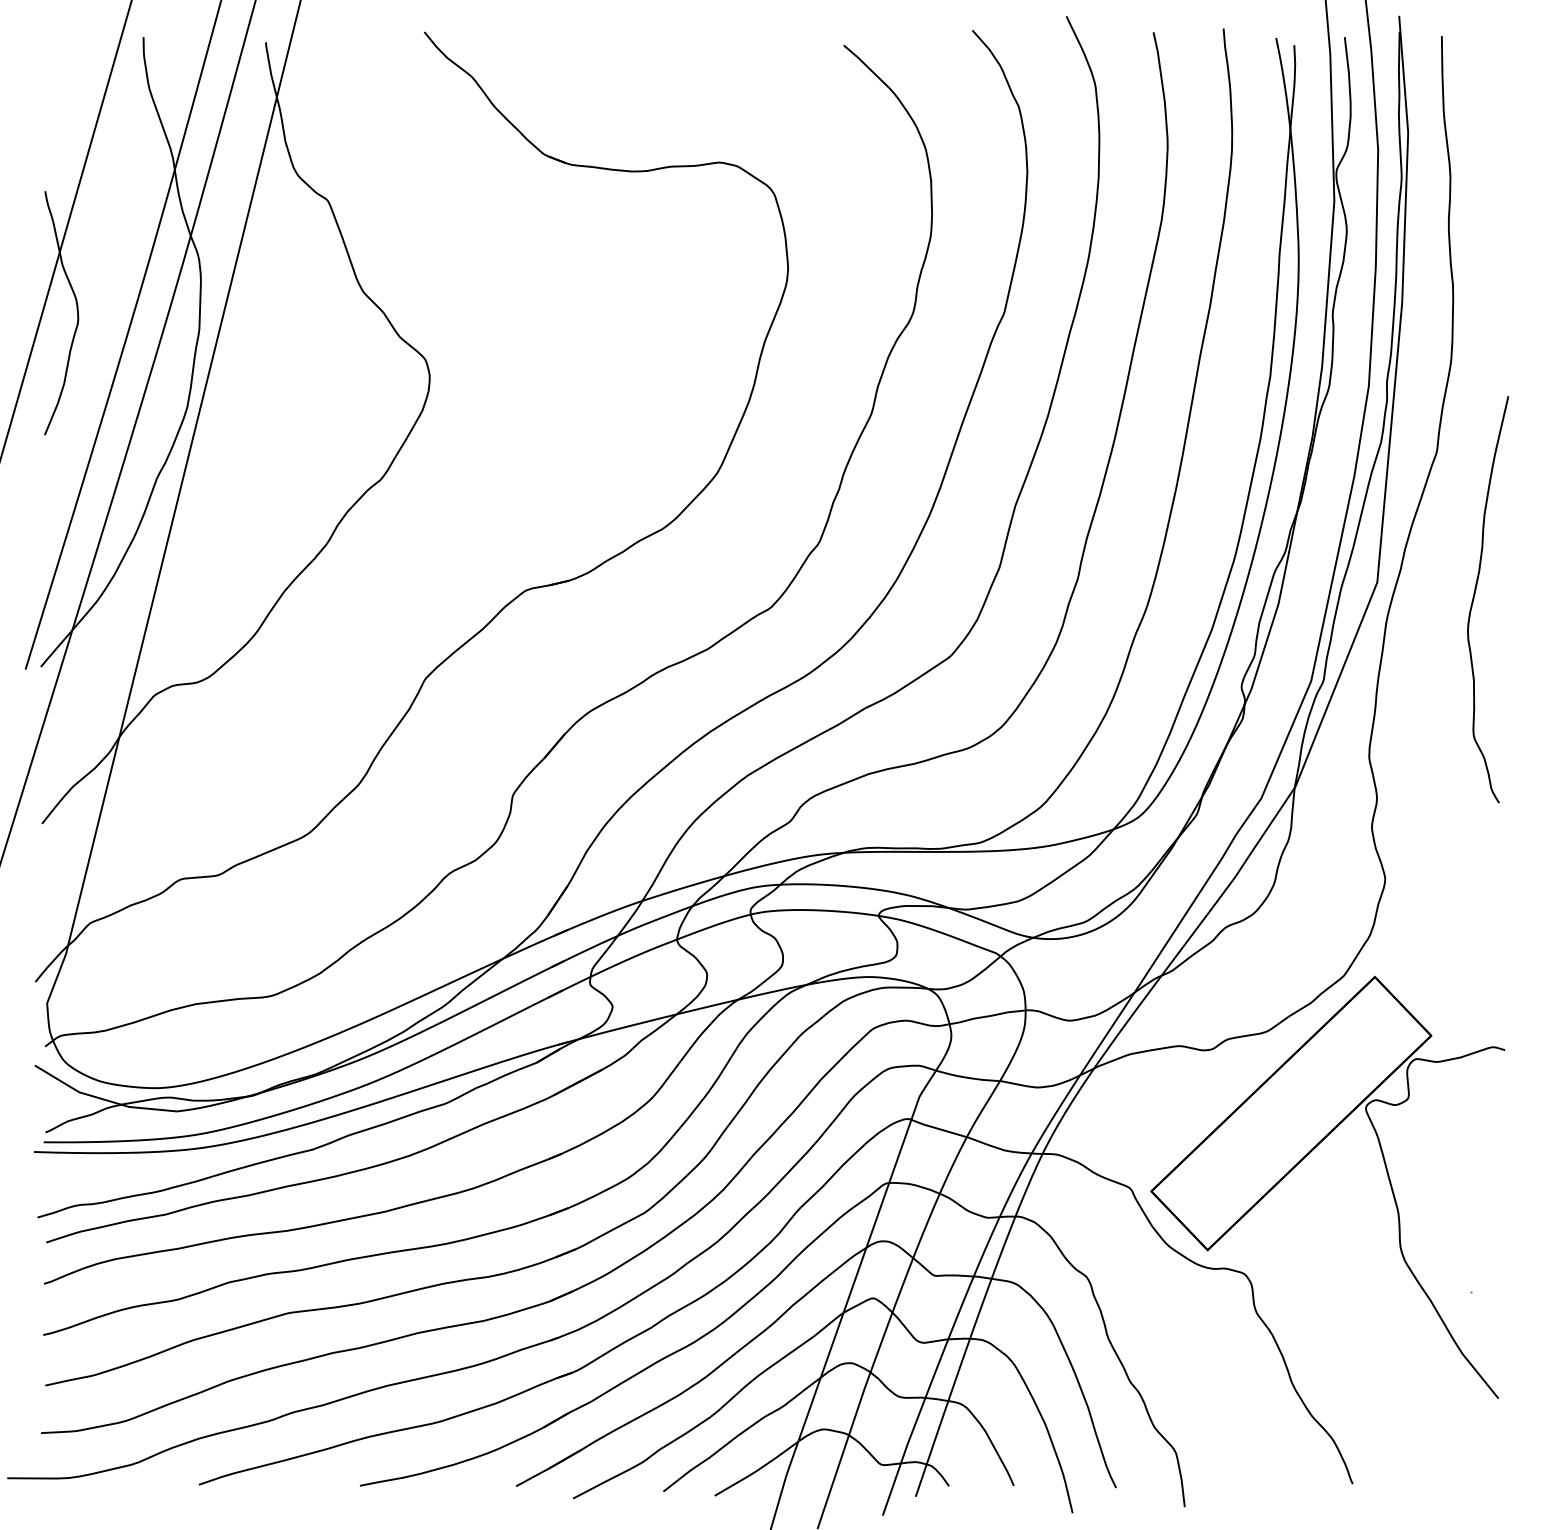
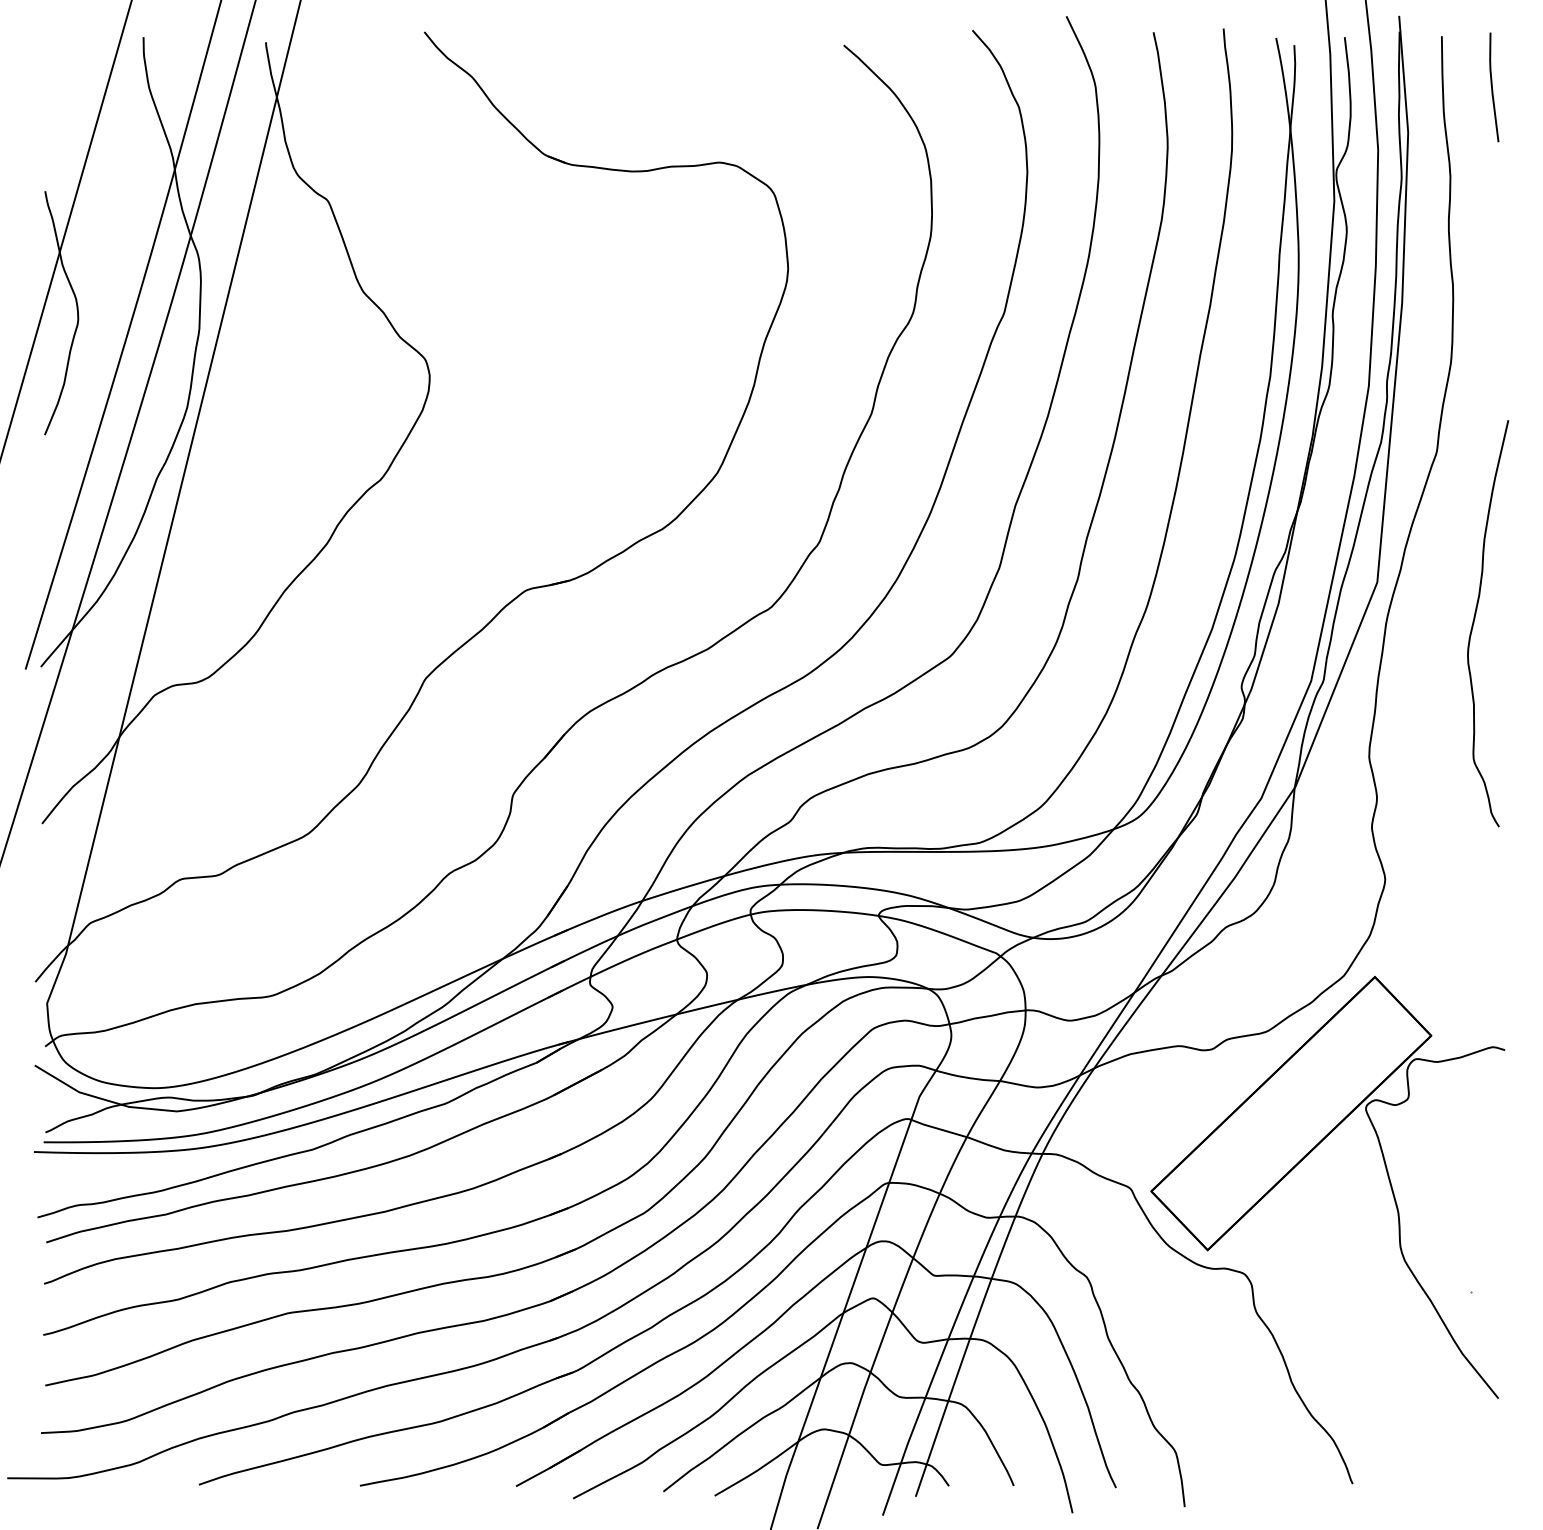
line: none -> present (1492, 87)
curve position: (1475, 594) -> (1475, 618) (1475, 618)
